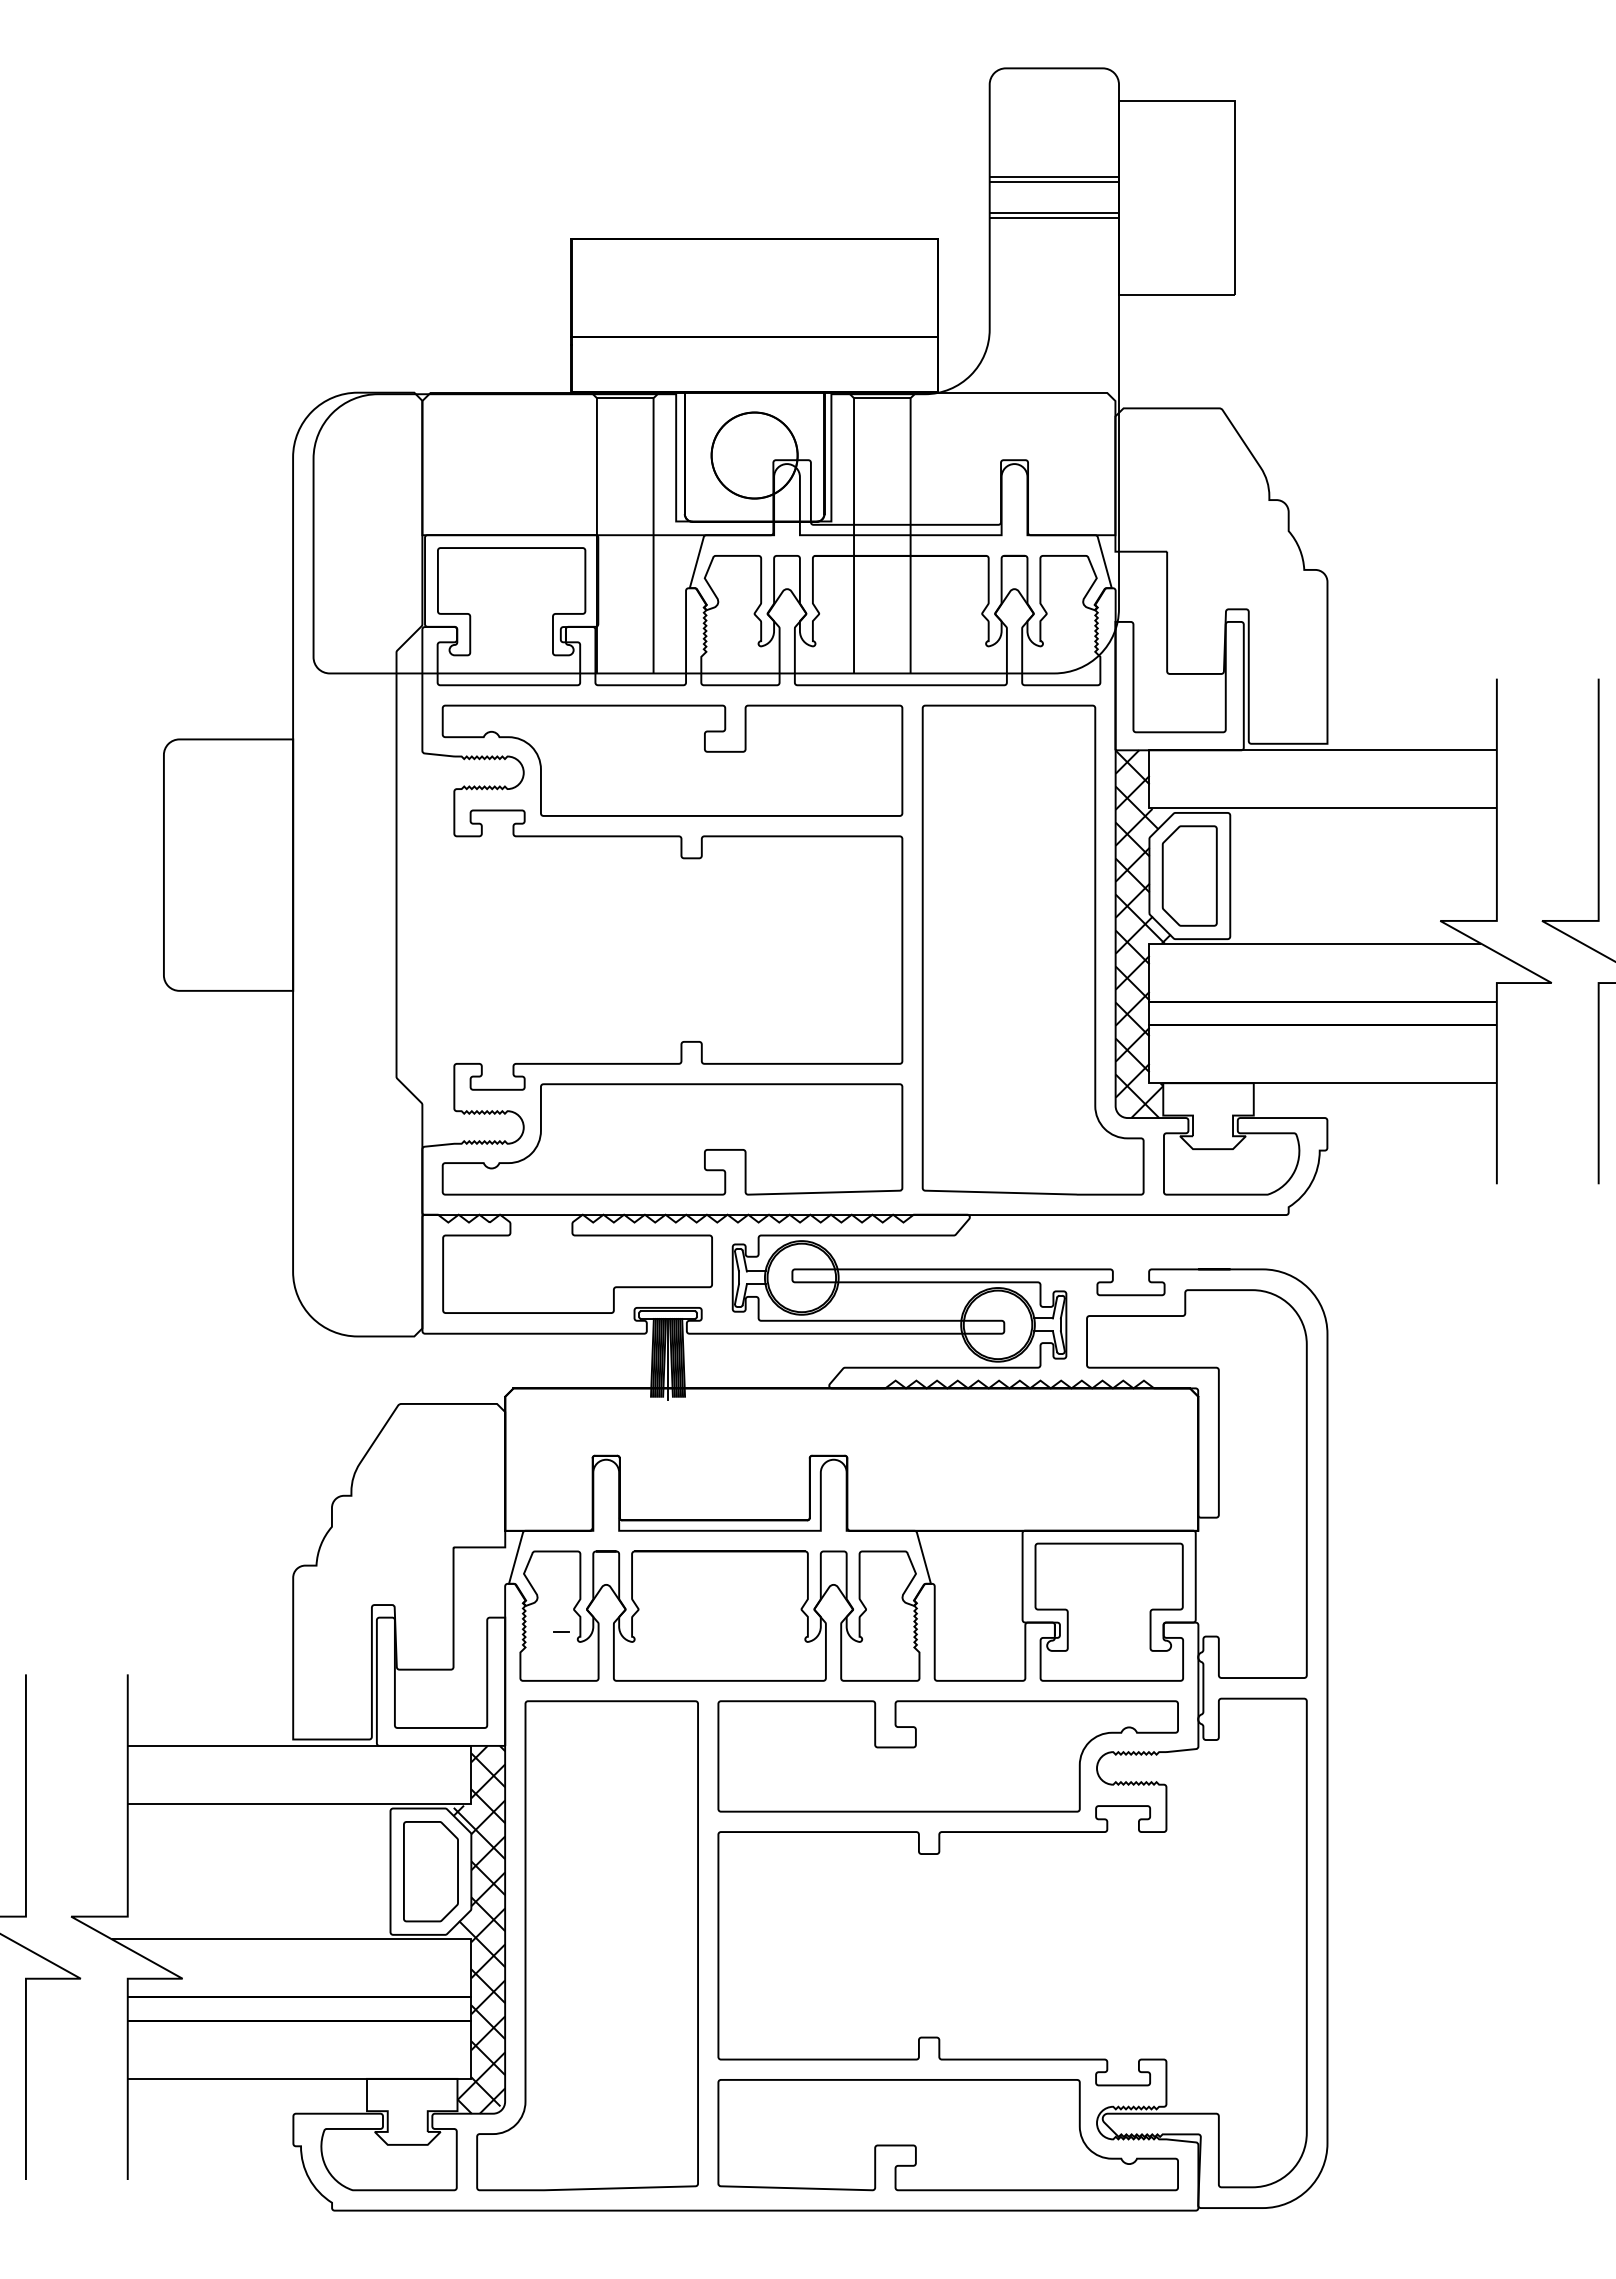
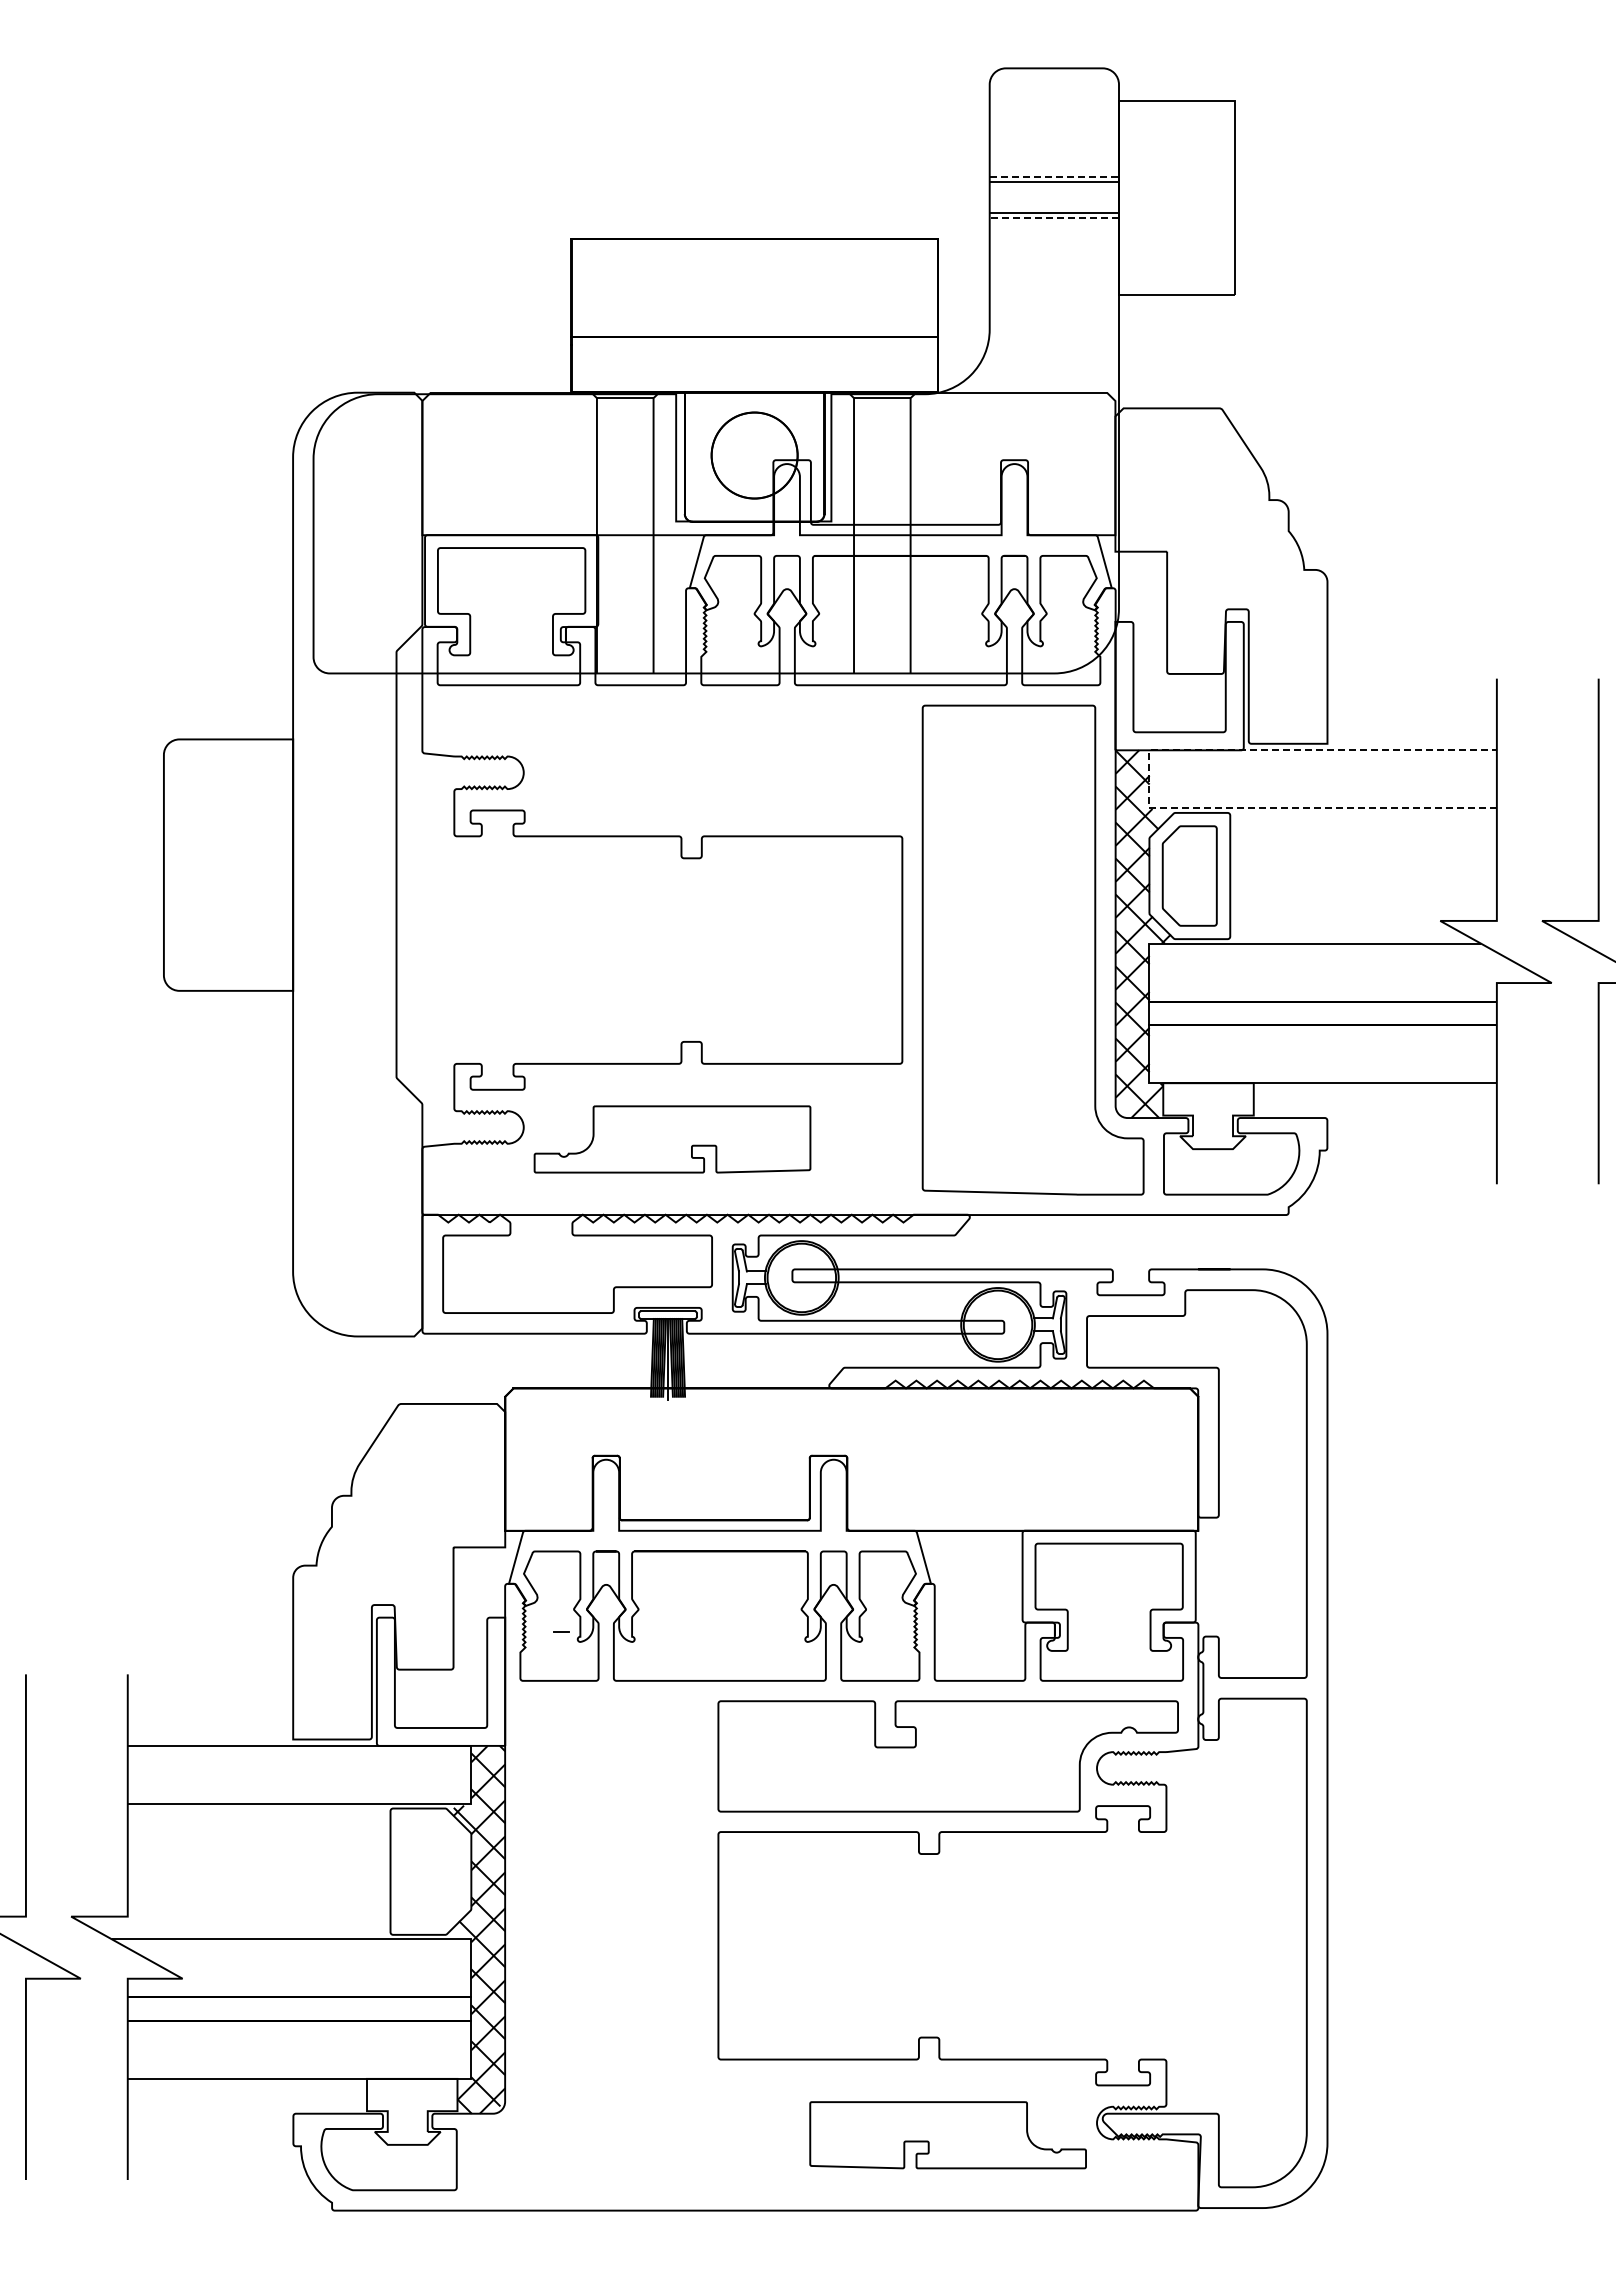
line: solid -> dashed (1054, 177)
line: solid -> dashed (1054, 217)
part: present -> none (672, 760)
line: solid -> dashed (1149, 778)
part size: 463x113 px -> 279x69 px (672, 1139)
part: present -> none (430, 1871)
part: present -> none (587, 1945)
part size: 462x113 px -> 278x69 px (947, 2135)
